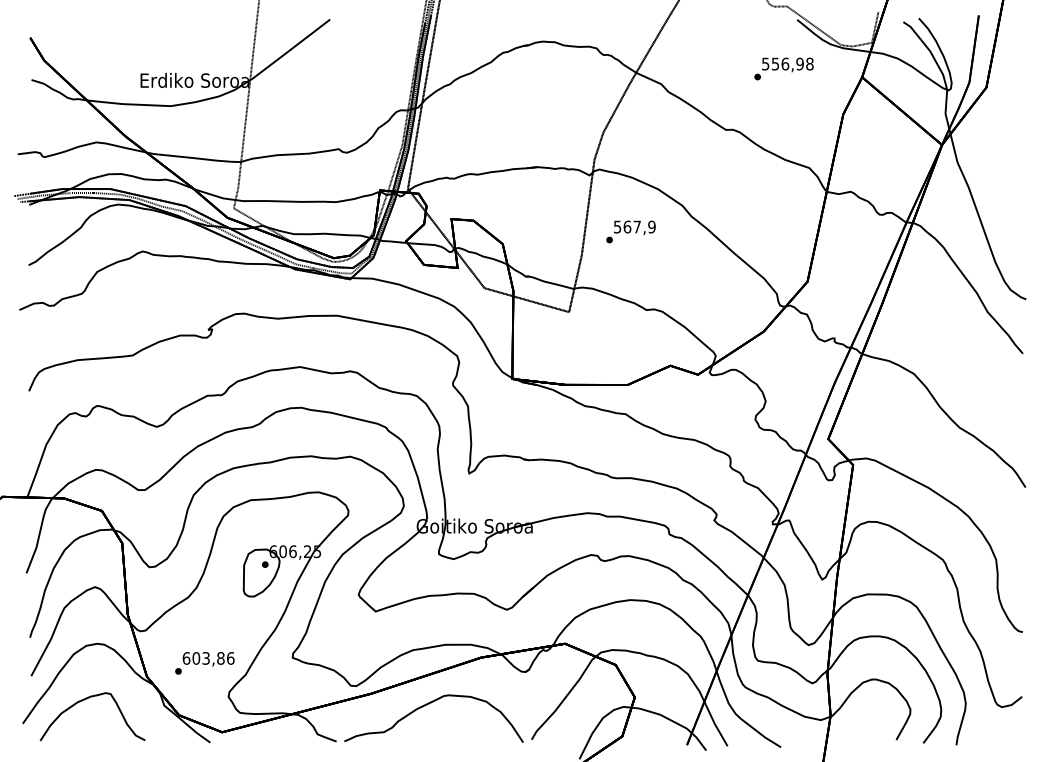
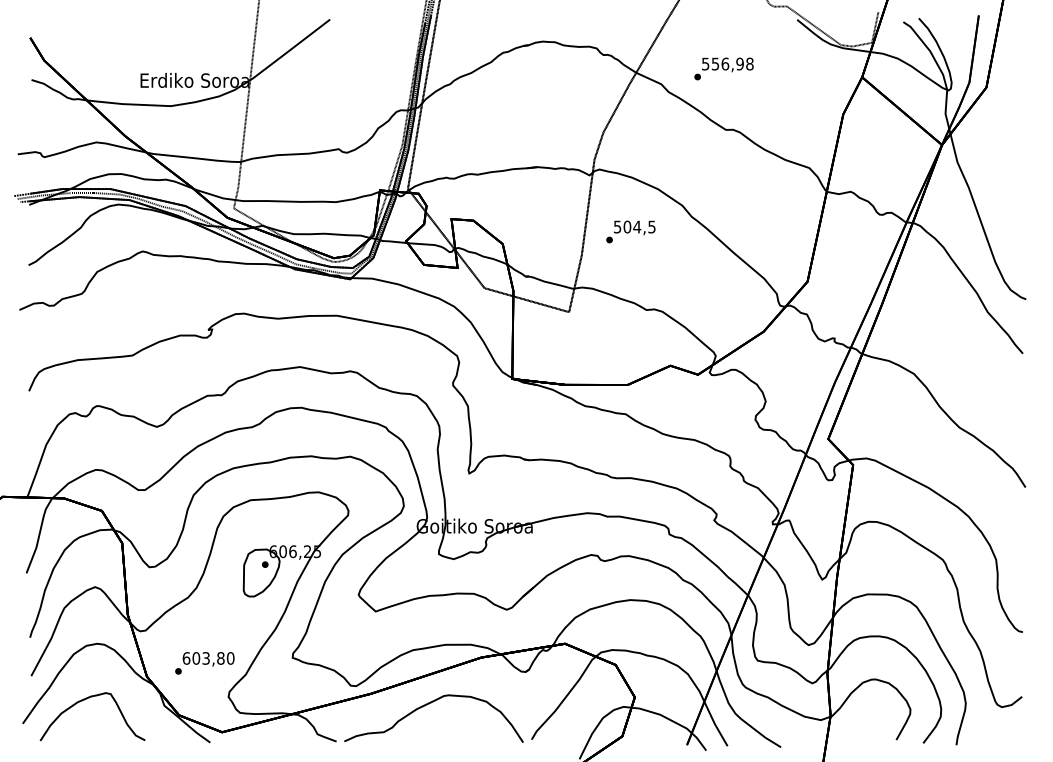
text position: (783, 68) -> (723, 68) (723, 68)
text: 567,9 -> 504,5 (639, 226)
text: 603,86 -> 603,80 (230, 658)
